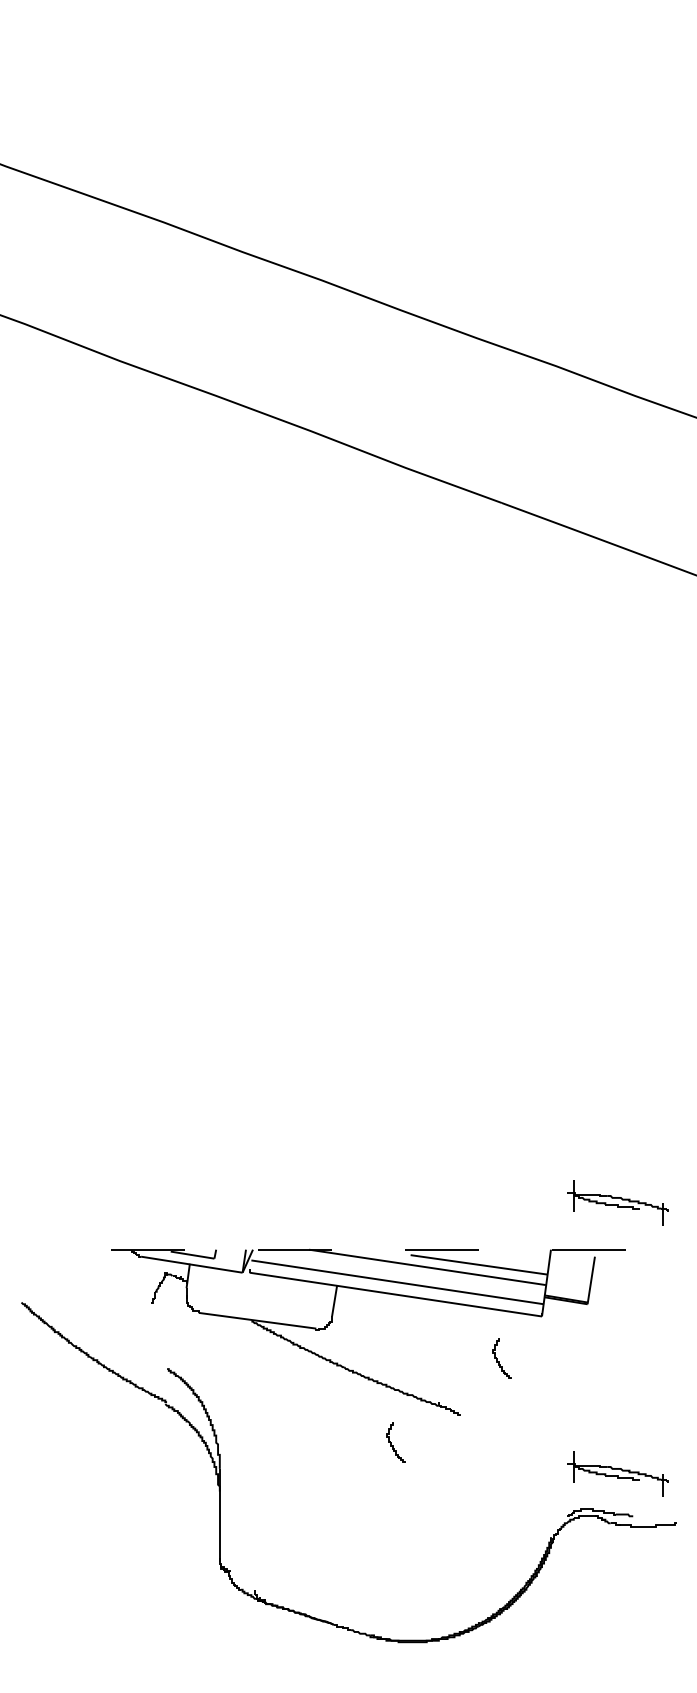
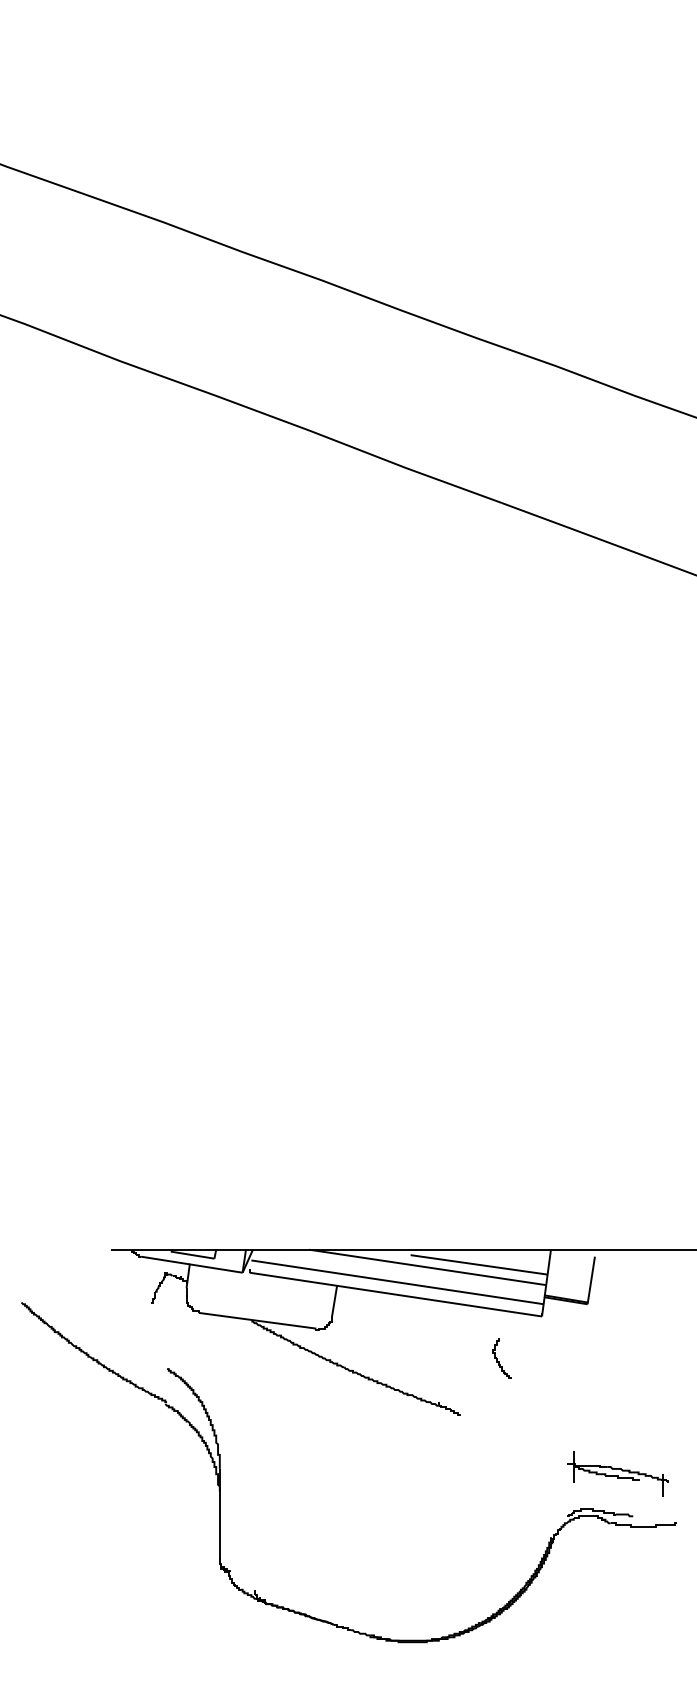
part: present -> none (617, 1202)
line: dashed -> solid (404, 1249)
part: present -> none (395, 1442)
